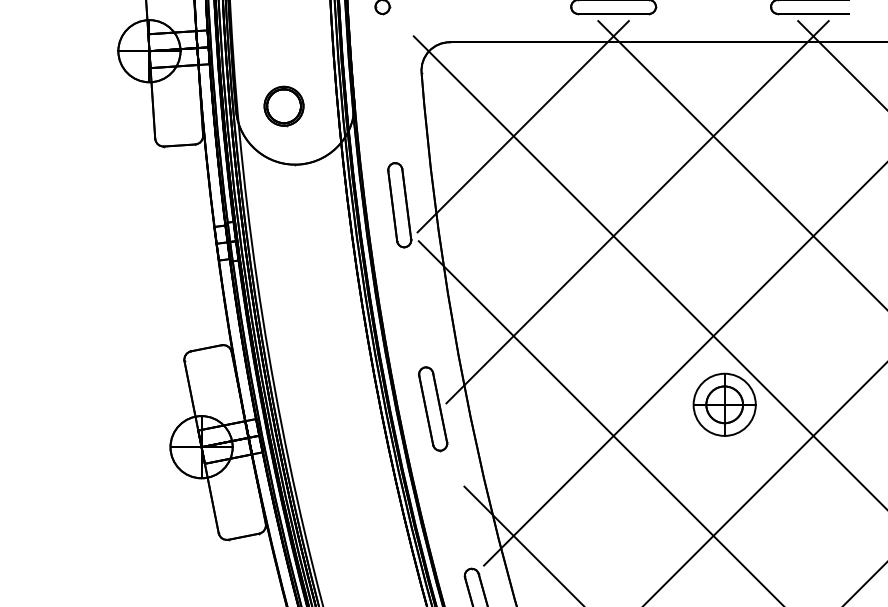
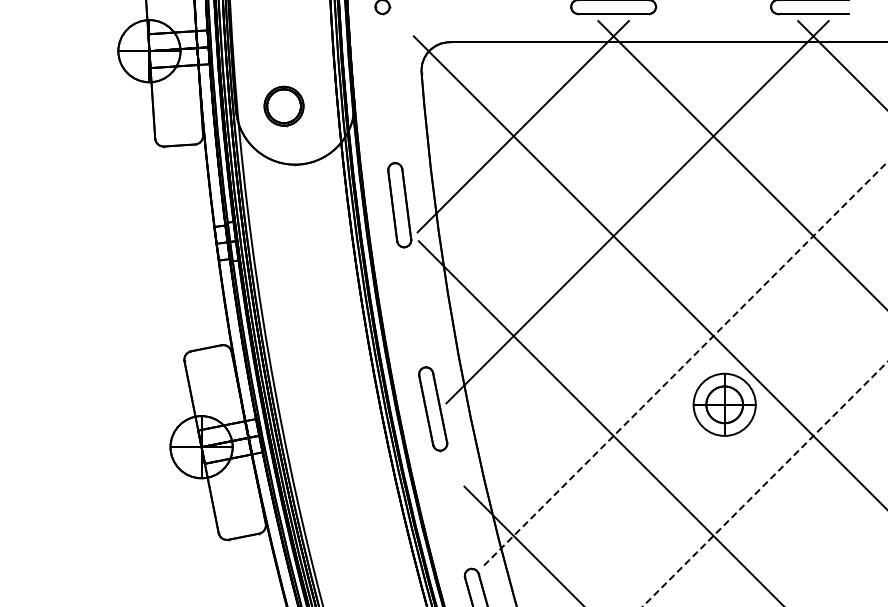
line: solid -> dashed (686, 363)
line: solid -> dashed (765, 483)
line: present -> none (864, 583)
